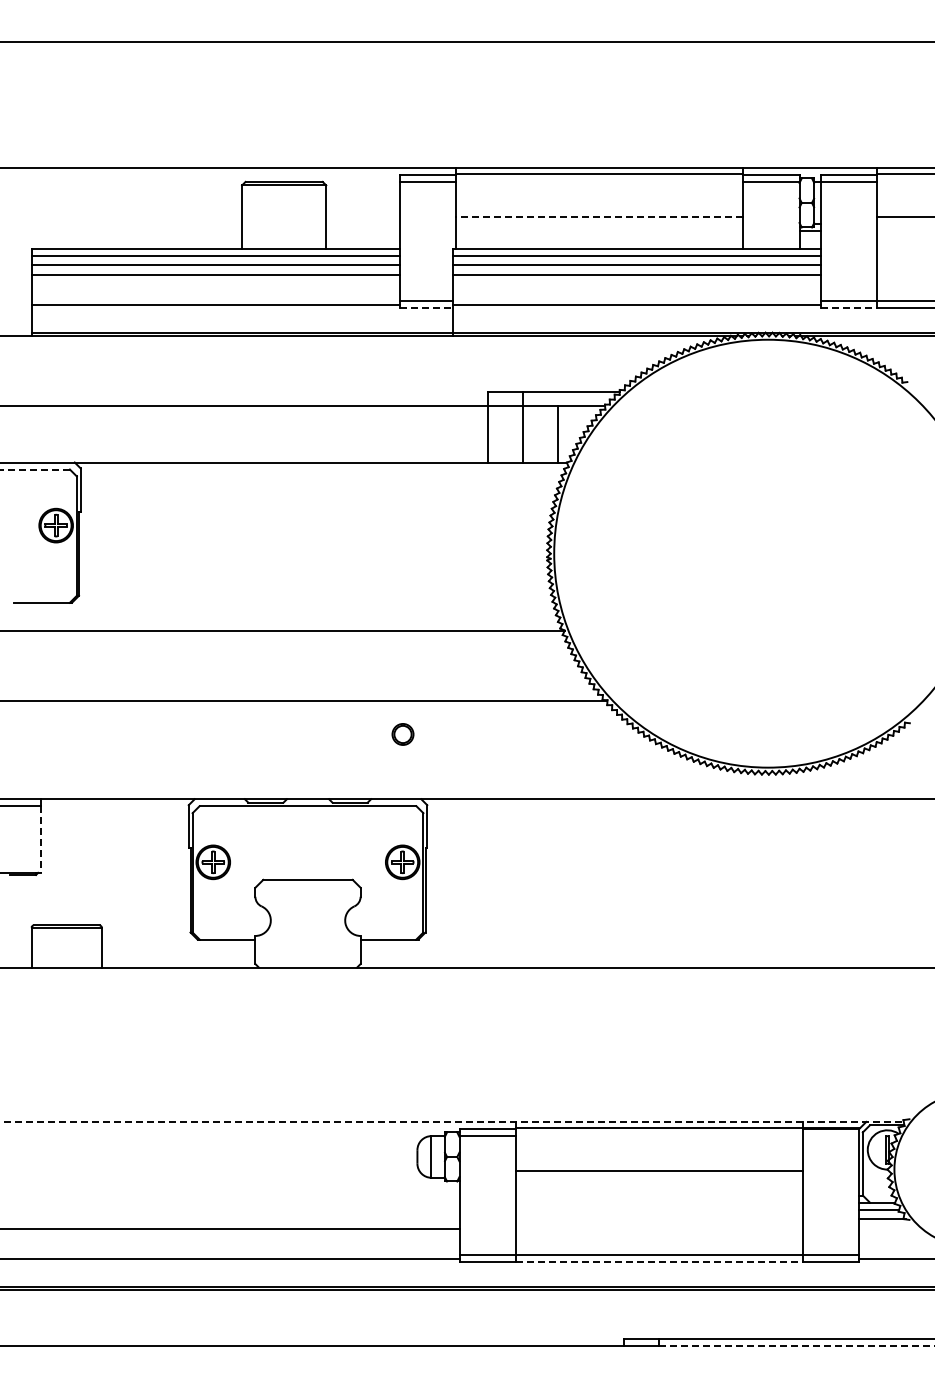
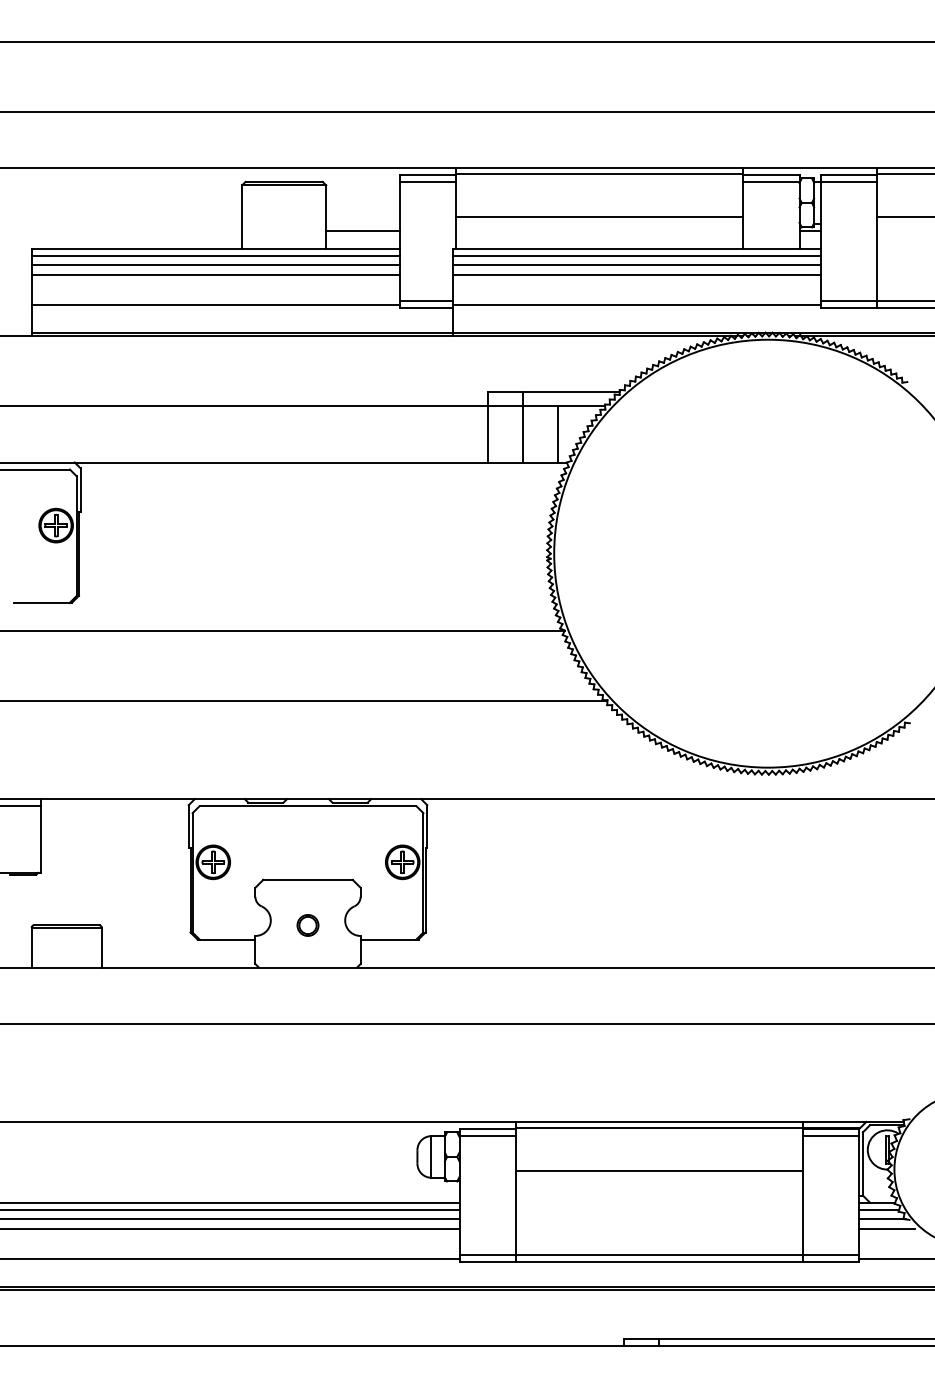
line: none -> present (466, 111)
line: dashed -> solid (599, 217)
line: none -> present (362, 231)
line: dashed -> solid (426, 308)
line: dashed -> solid (849, 308)
line: dashed -> solid (34, 469)
circle position: (402, 734) -> (307, 925) (307, 925)
line: dashed -> solid (41, 840)
line: none -> present (466, 1023)
line: dashed -> solid (452, 1121)
line: none -> present (831, 1135)
line: none -> present (230, 1202)
line: none -> present (230, 1210)
line: none -> present (230, 1219)
line: none -> present (887, 1229)
line: dashed -> solid (659, 1262)
line: dashed -> solid (796, 1346)
